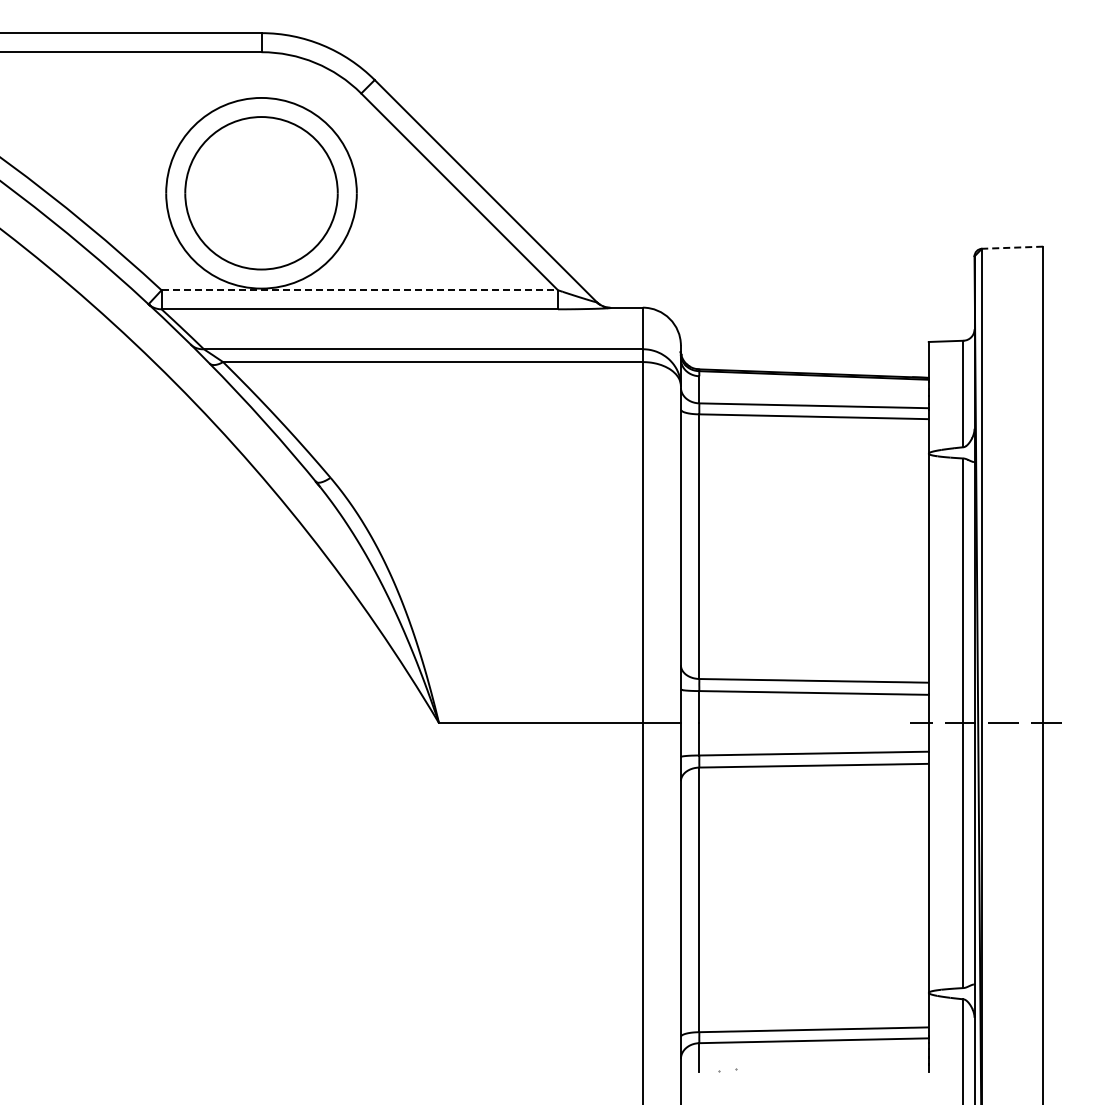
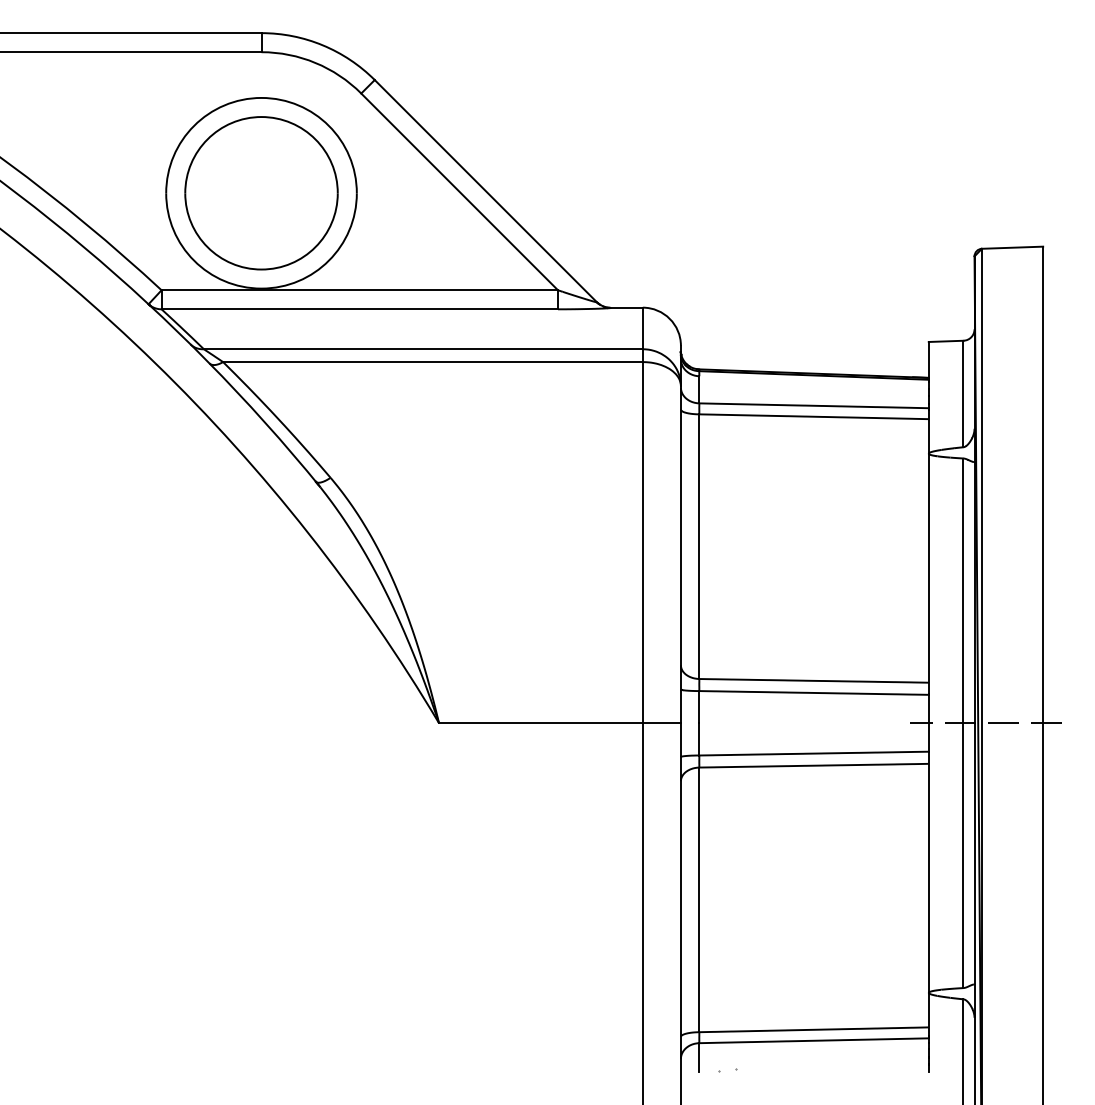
line: dashed -> solid (1012, 247)
line: dashed -> solid (360, 290)
